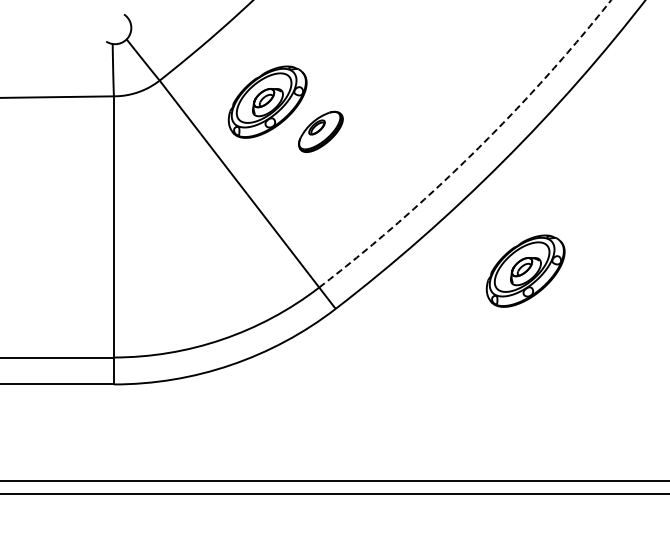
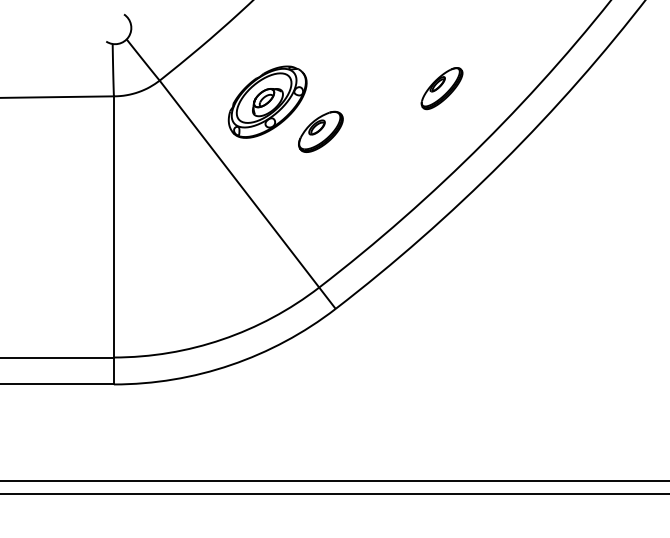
part: none -> present (441, 88)
arc: dashed -> solid (474, 151)
part: present -> none (525, 270)
